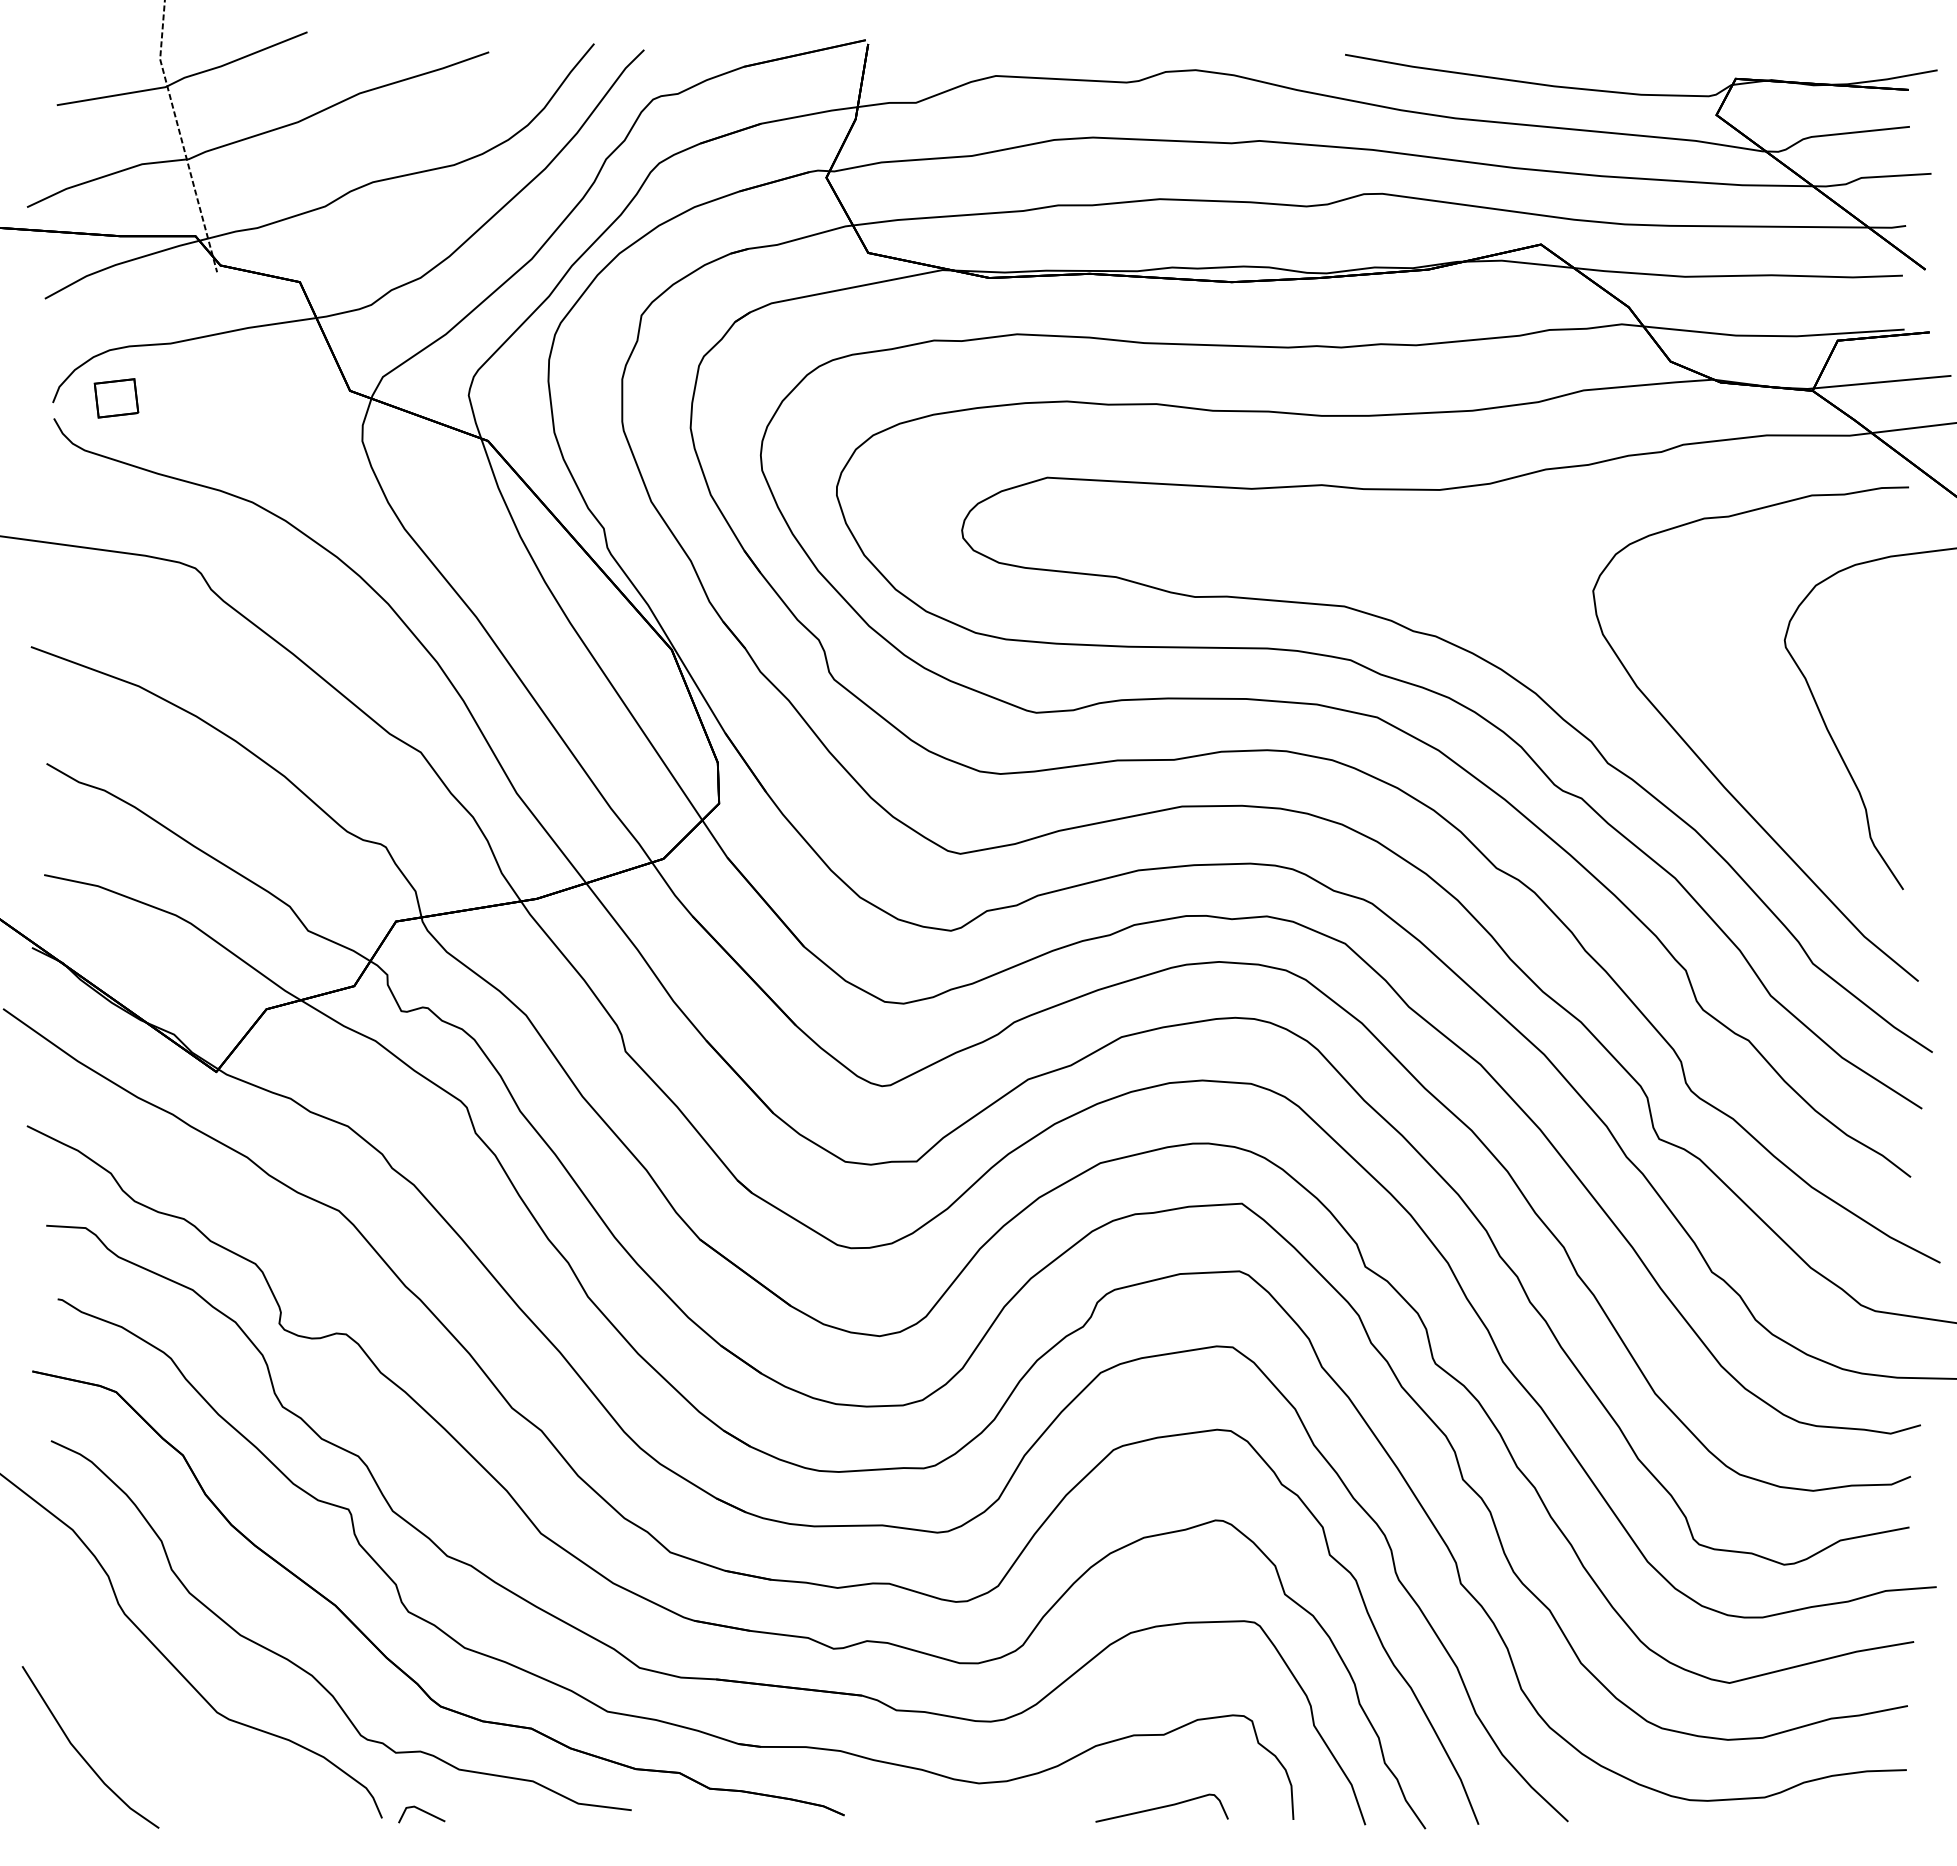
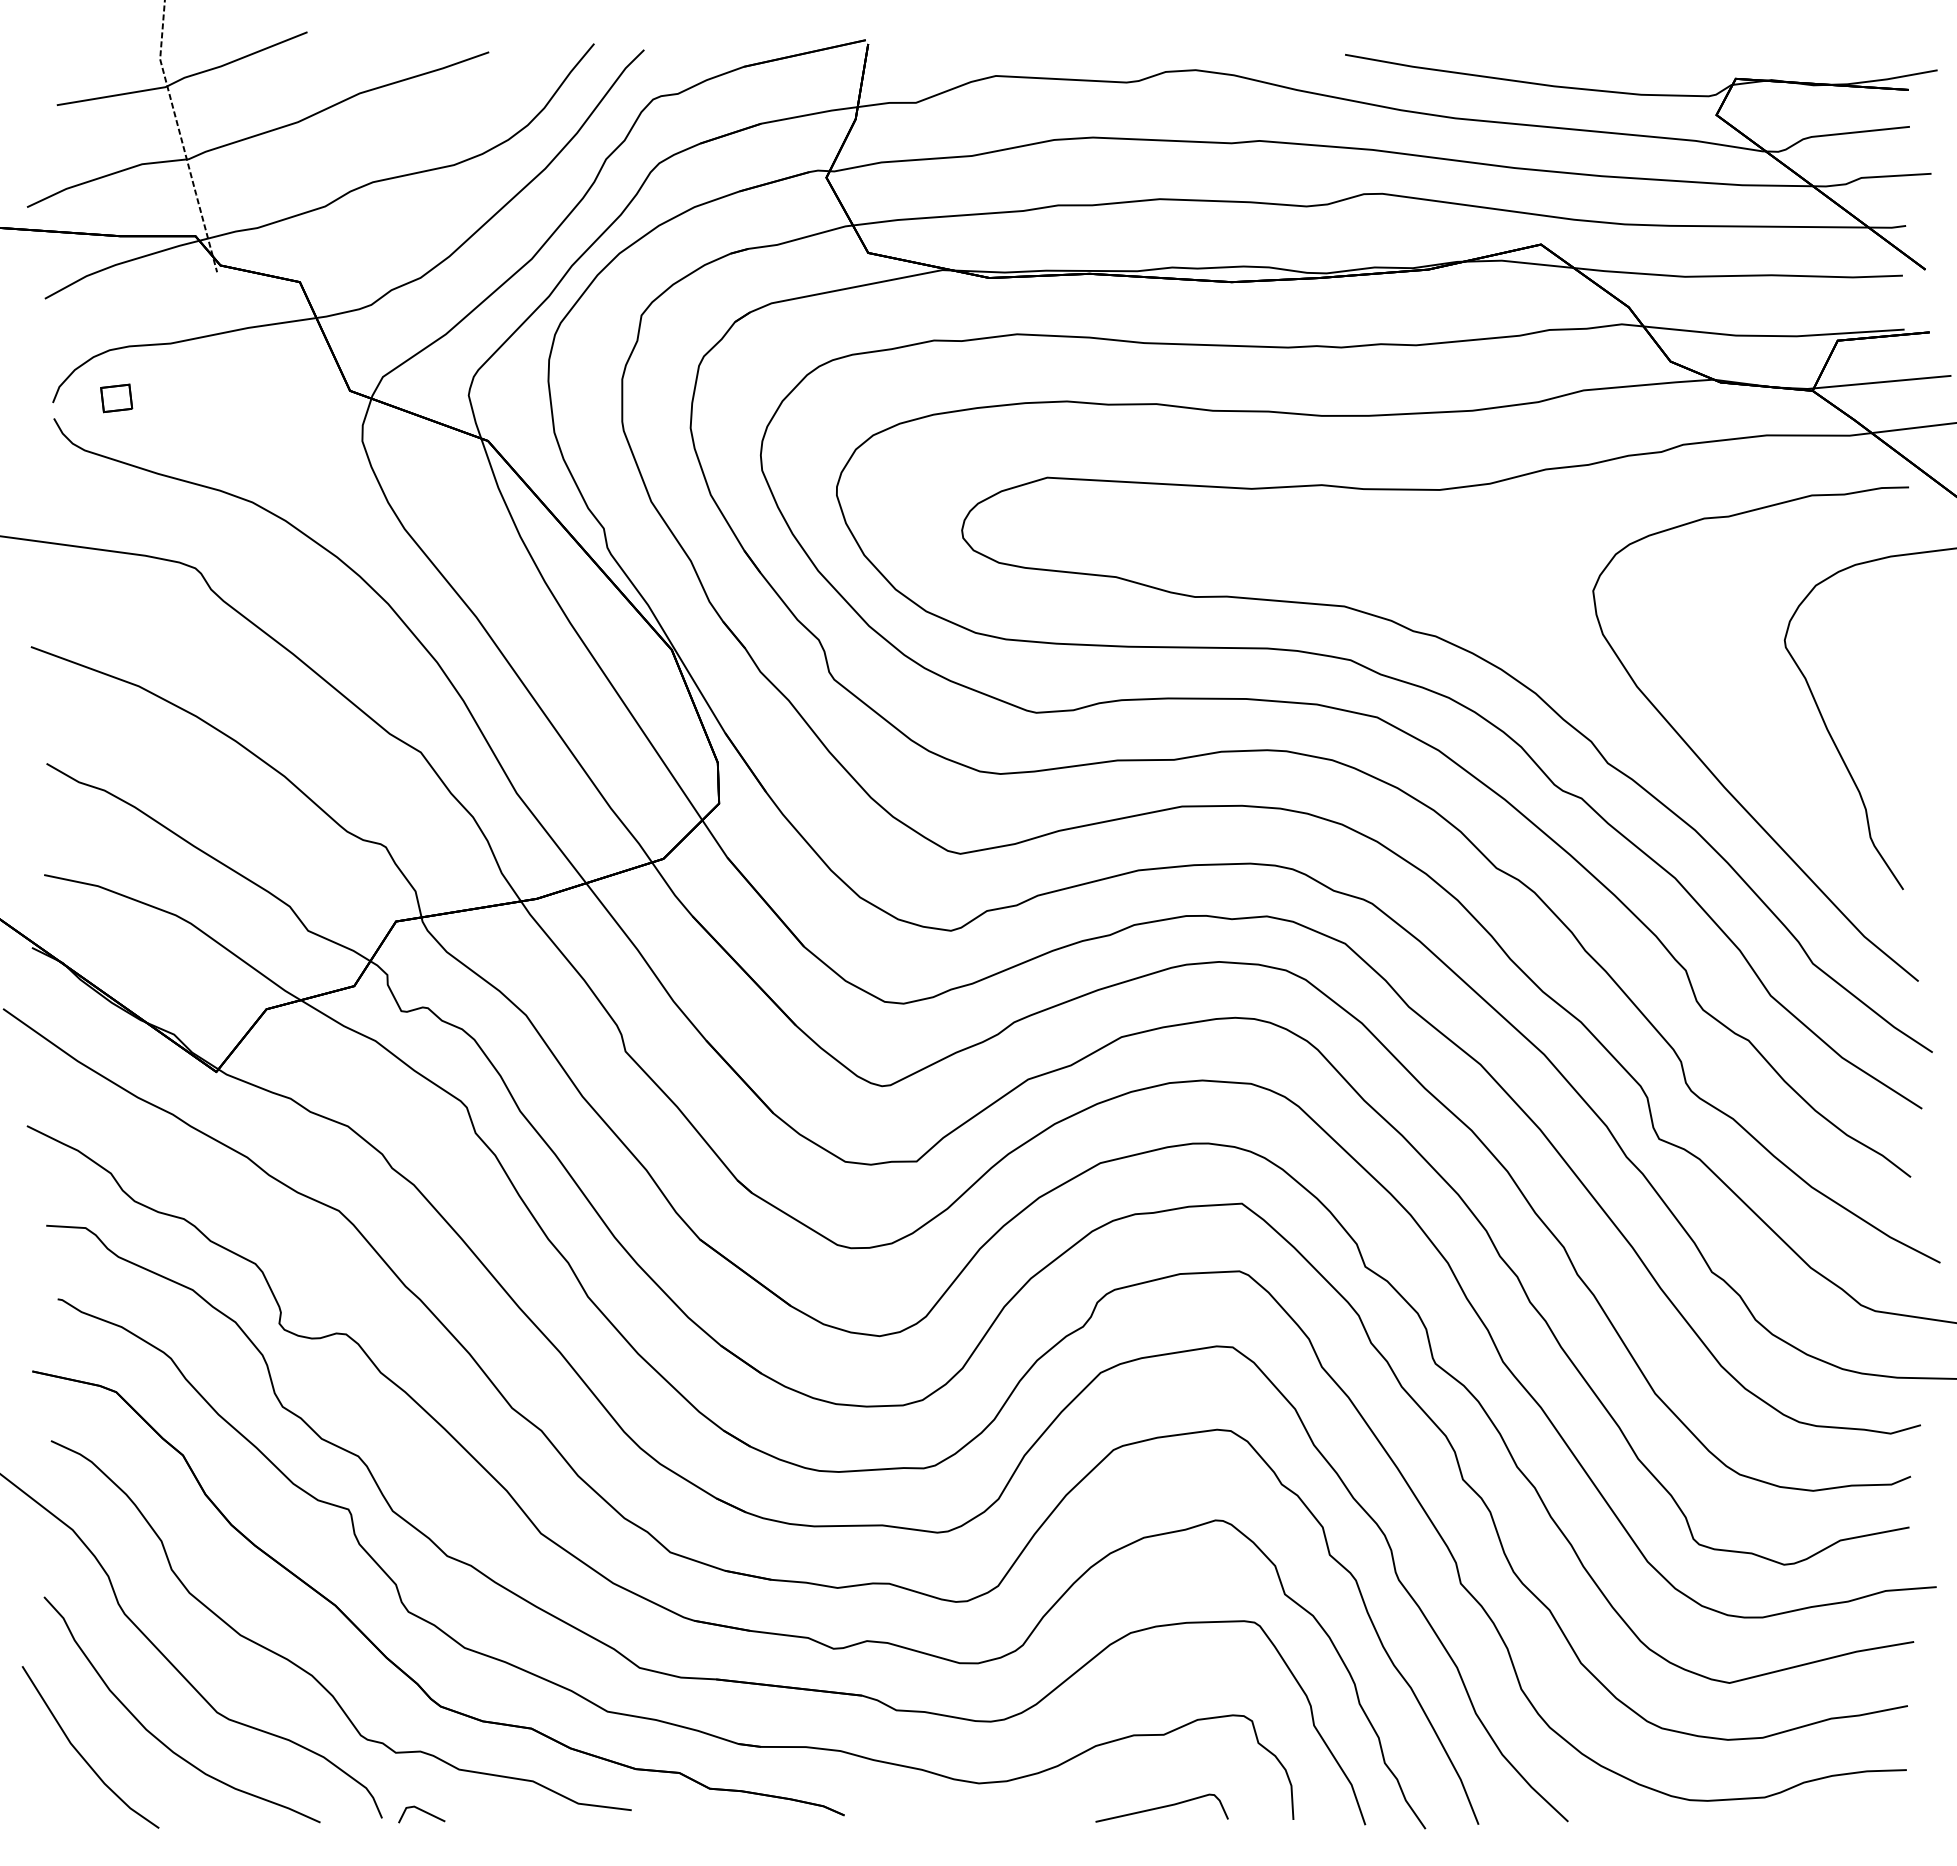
part size: 47x41 px -> 34x31 px (116, 398)
part: none -> present (156, 1736)
